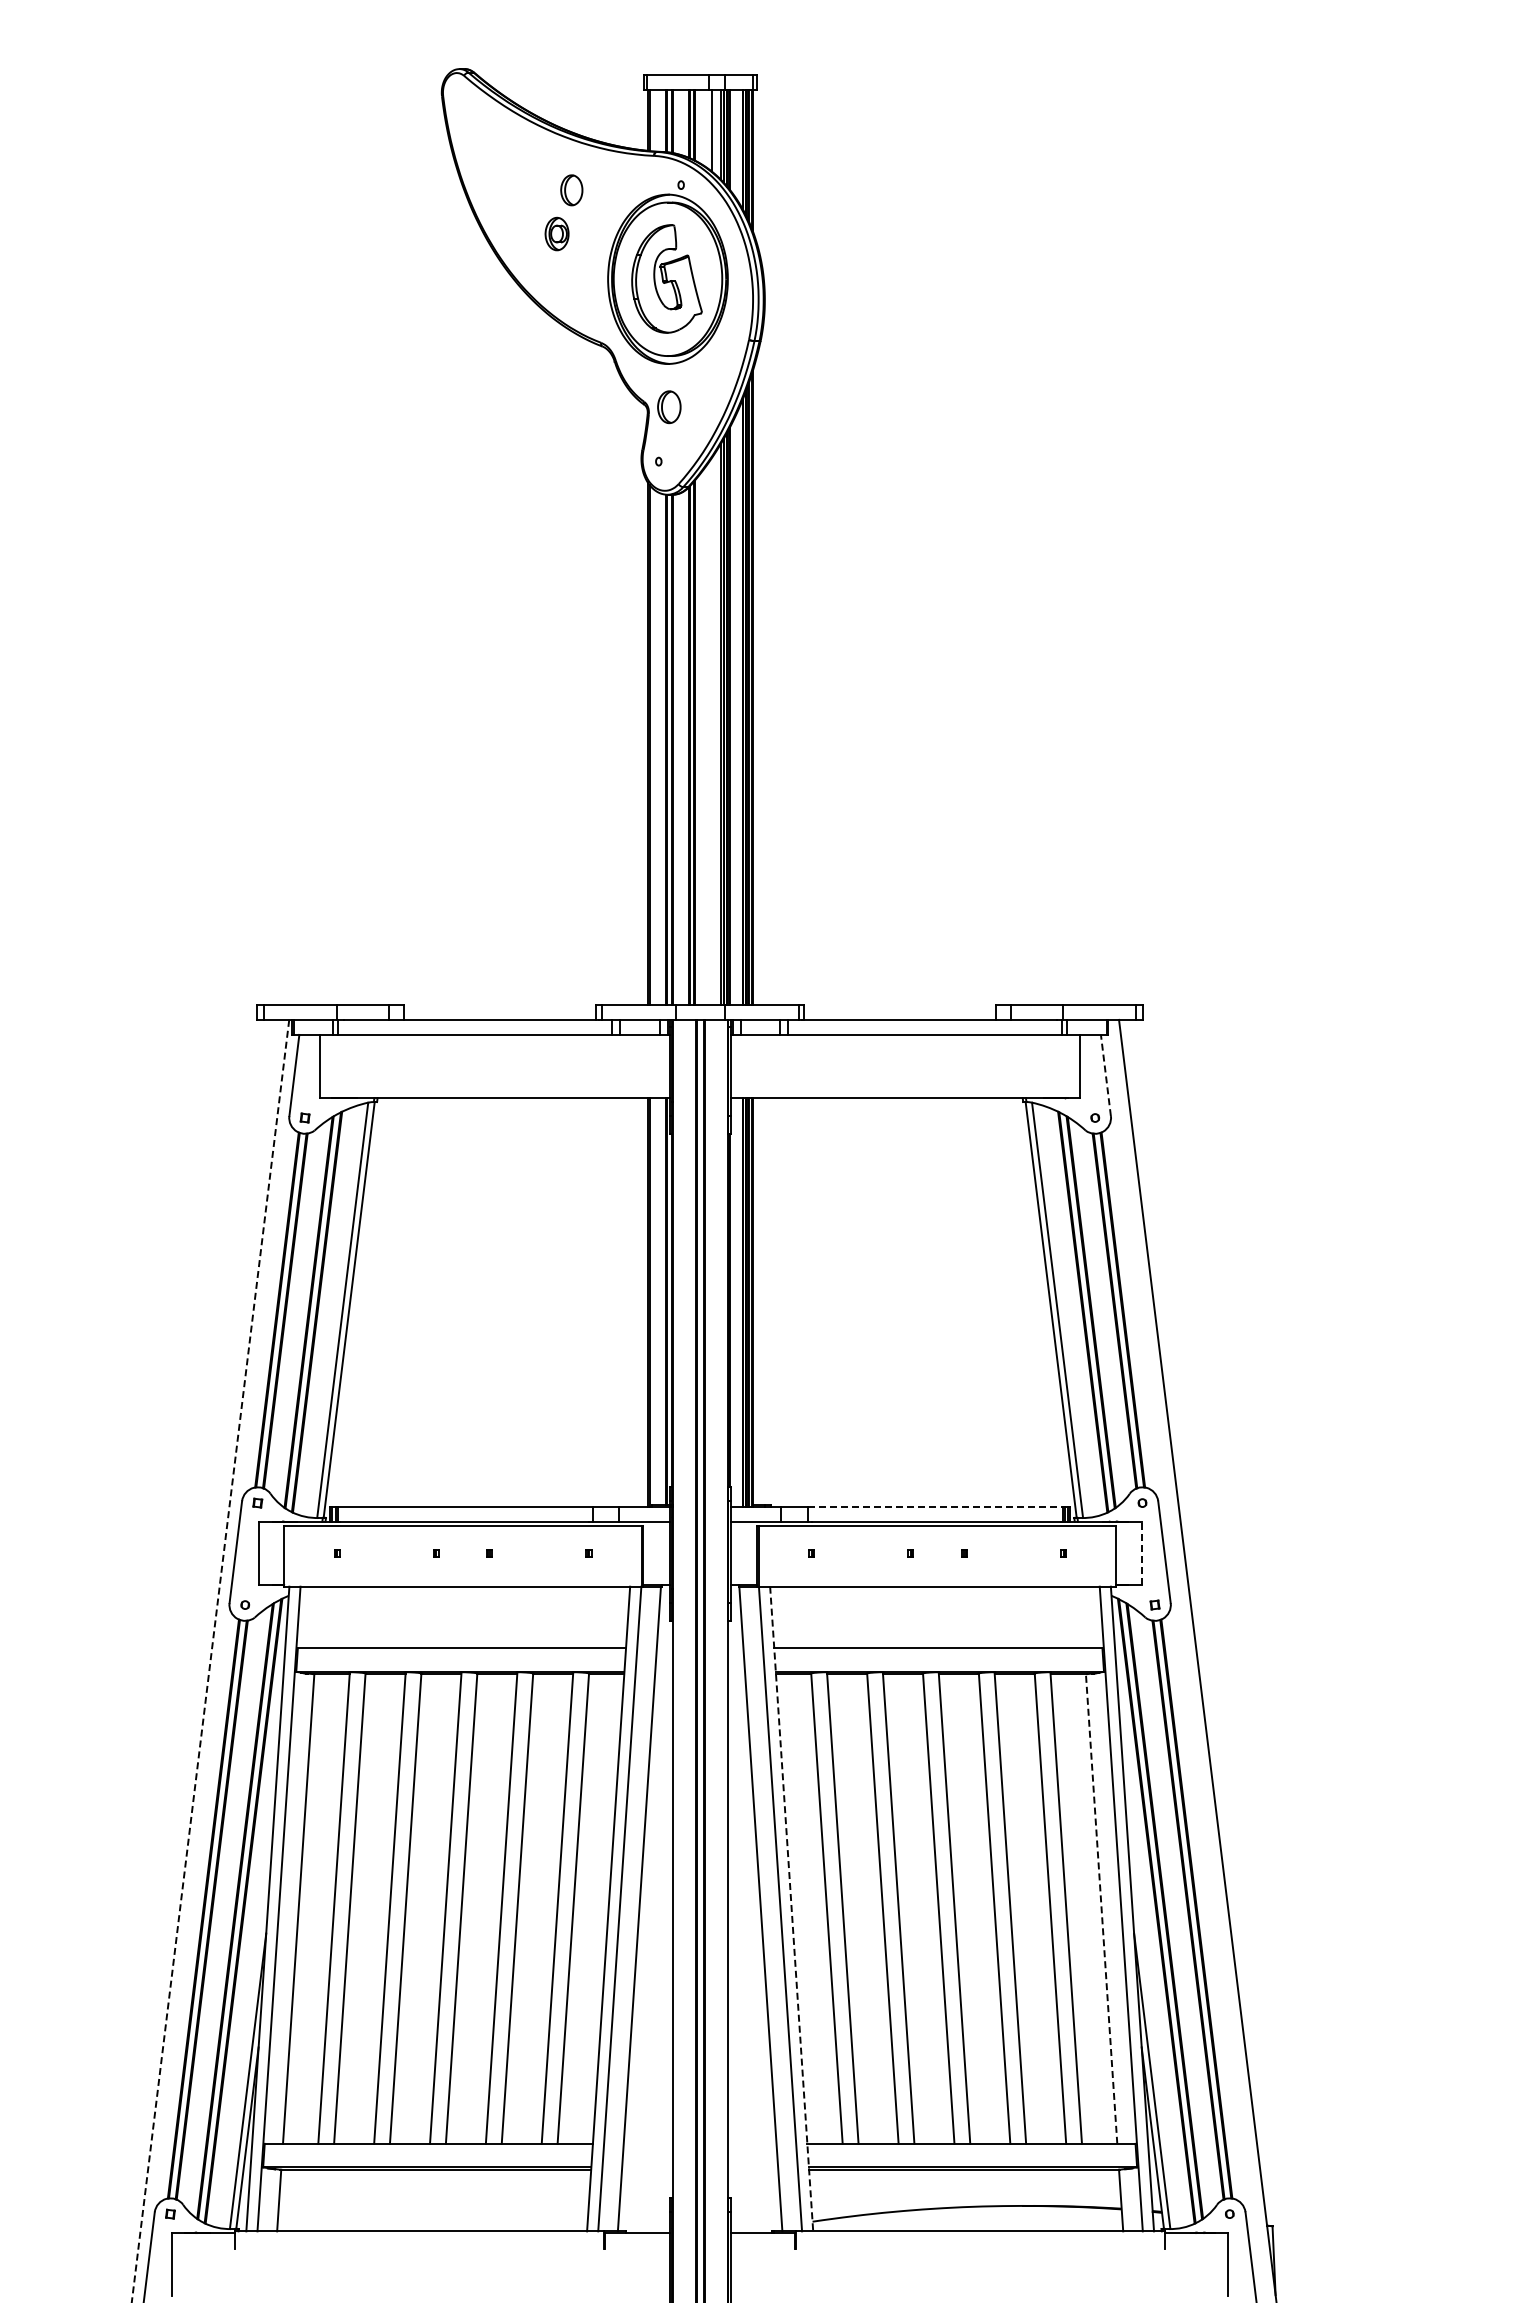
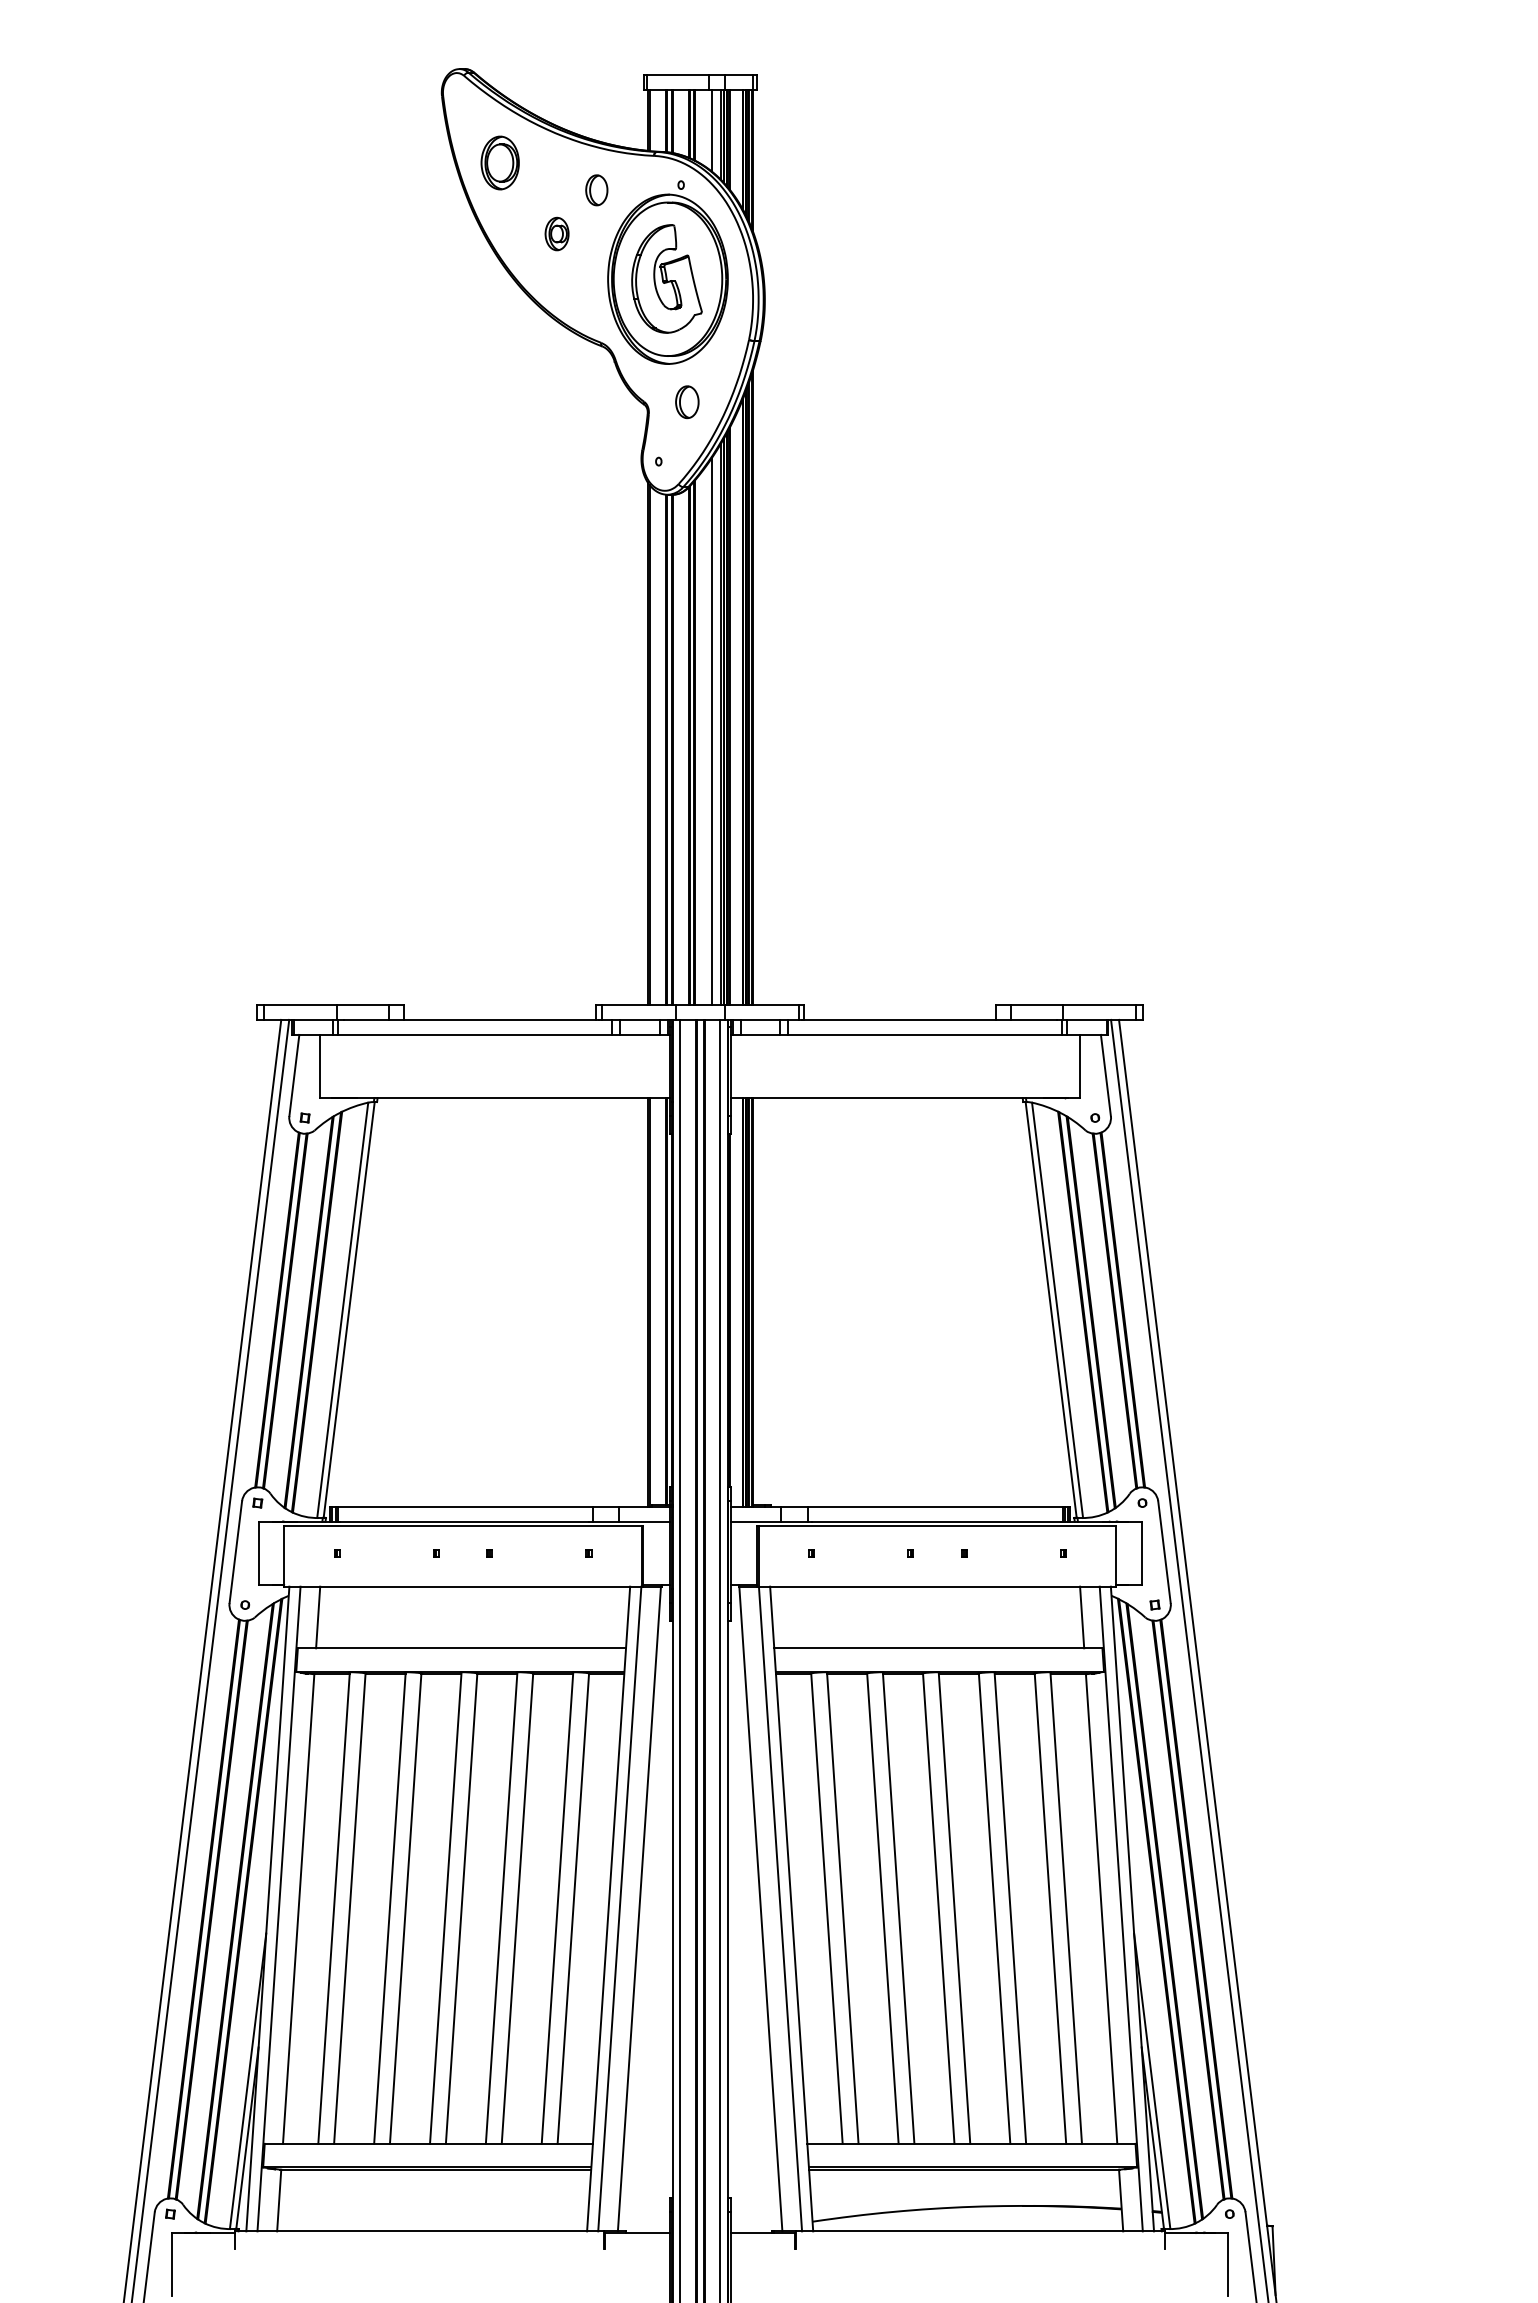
part: none -> present (499, 162)
part position: (571, 190) -> (596, 190) (596, 190)
part position: (669, 407) -> (687, 402) (687, 402)
line: none -> present (712, 730)
line: dashed -> solid (1105, 1075)
line: dashed -> solid (935, 1506)
line: dashed -> solid (1141, 1553)
line: none -> present (318, 1617)
line: none -> present (1082, 1617)
line: none -> present (202, 1659)
line: none -> present (680, 1659)
line: none -> present (719, 1659)
line: none -> present (1189, 1659)
line: dashed -> solid (210, 1661)
line: dashed -> solid (1101, 1908)
line: dashed -> solid (791, 1909)
